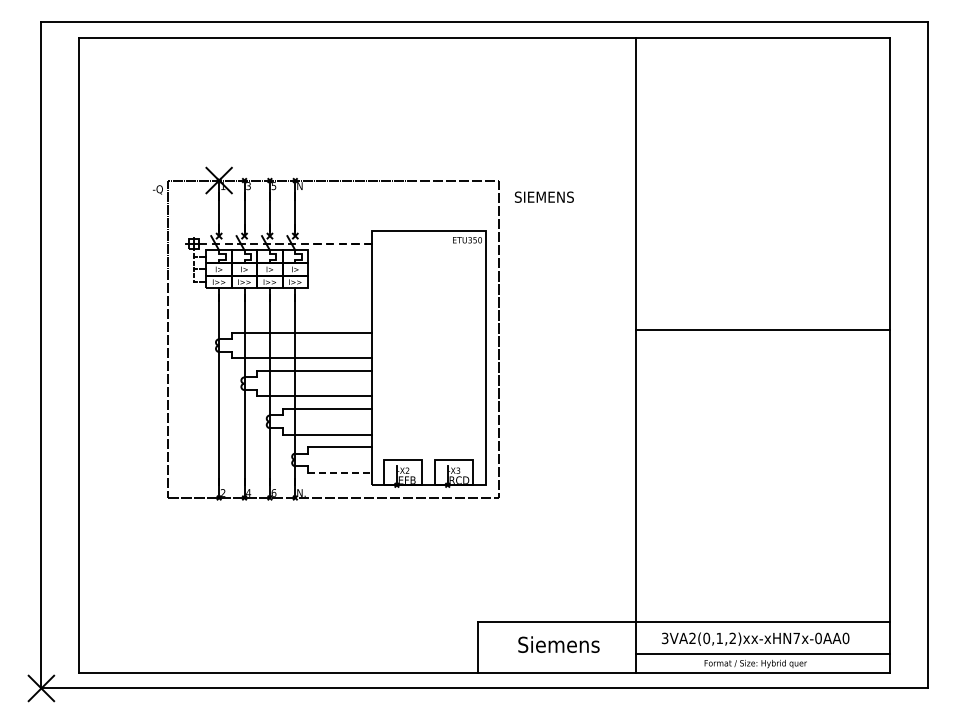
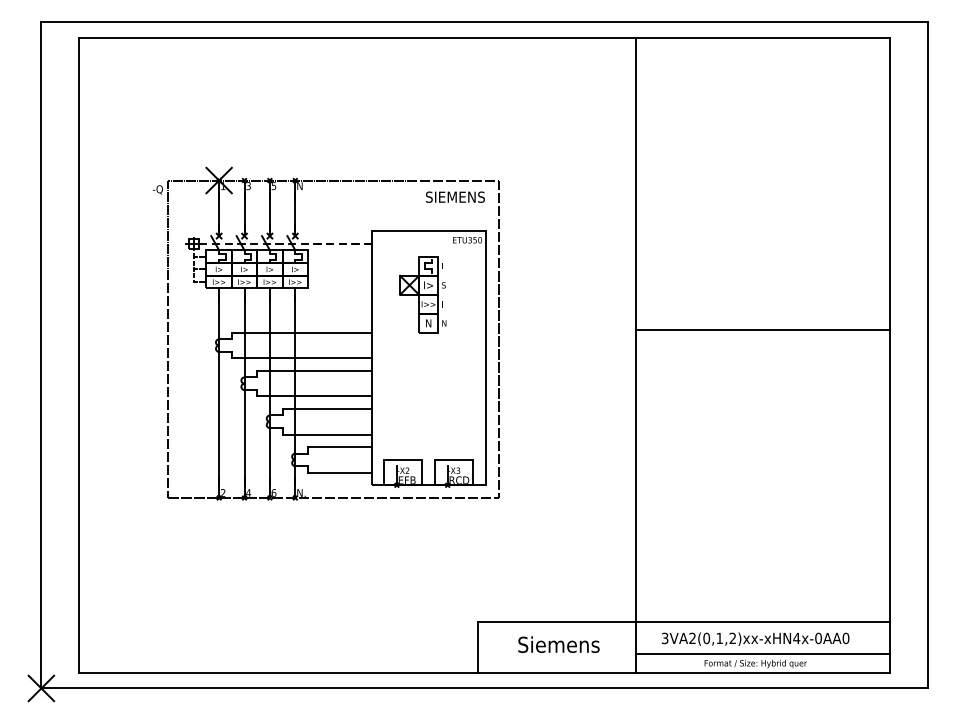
text position: (543, 196) -> (454, 196) (454, 196)
part: none -> present (422, 294)
line: dashed -> solid (339, 472)
text: 3VA2(0,1,2)xx-xHN7x-0AA0 -> 3VA2(0,1,2)xx-xHN4x-0AA0 (796, 637)
